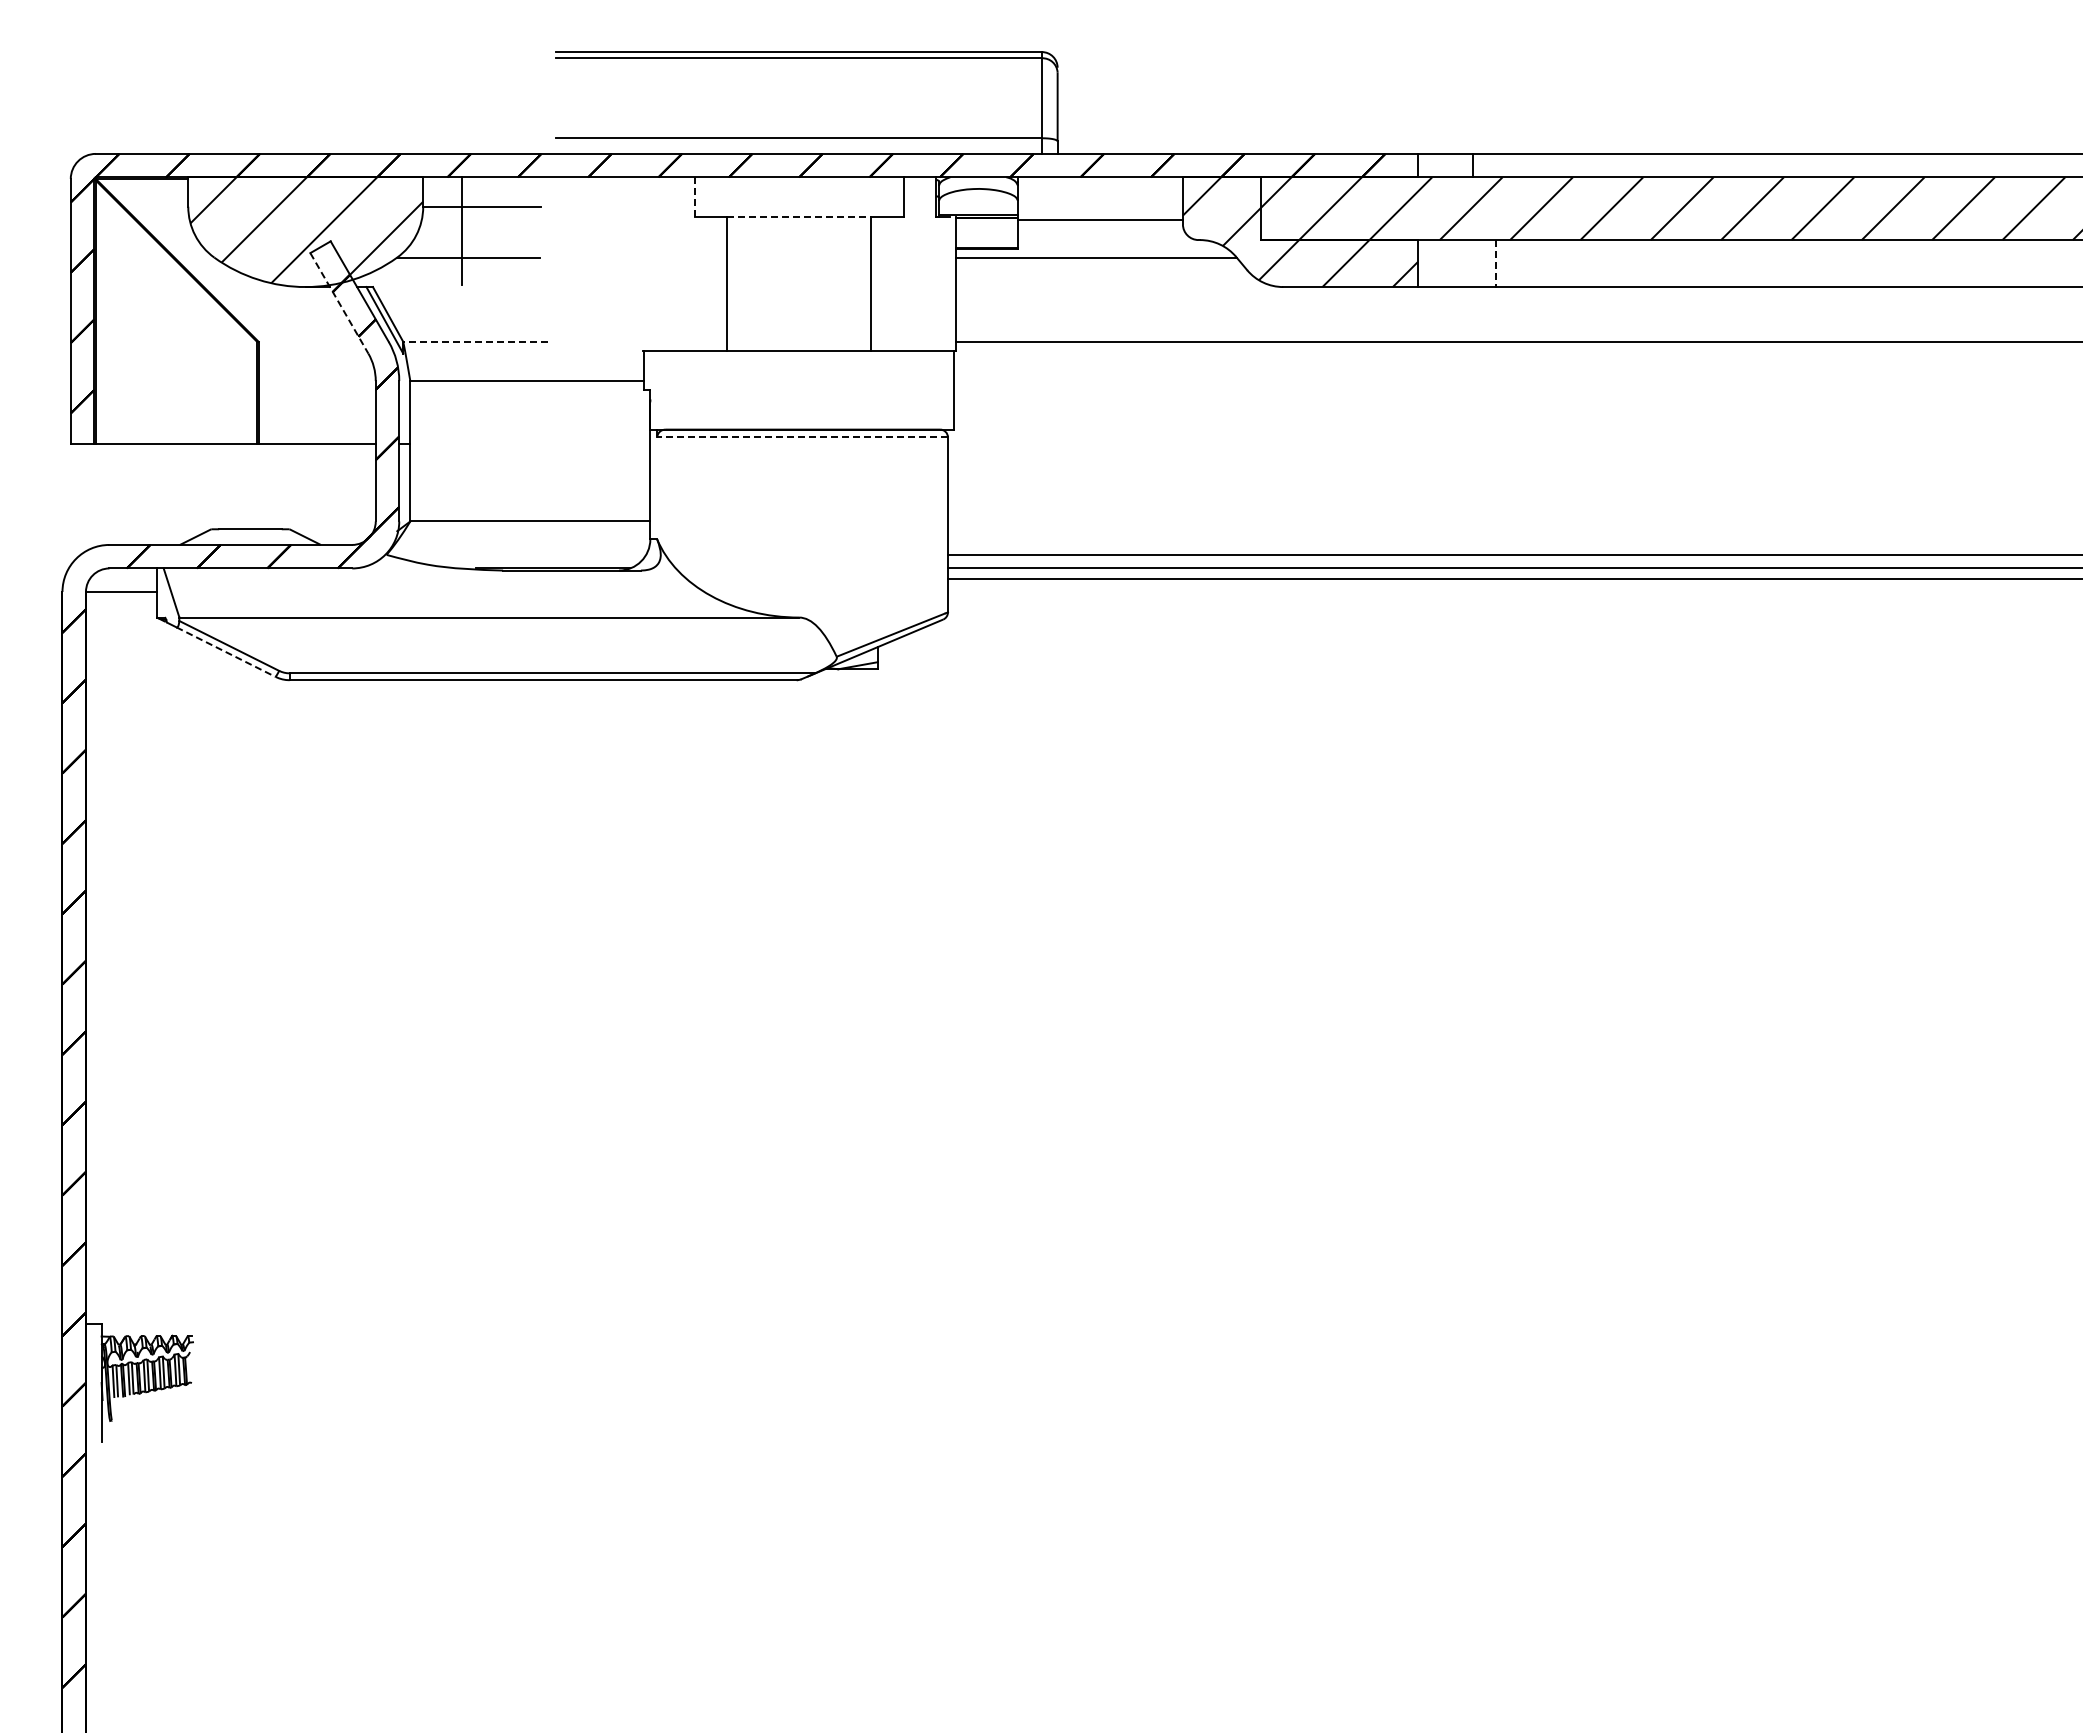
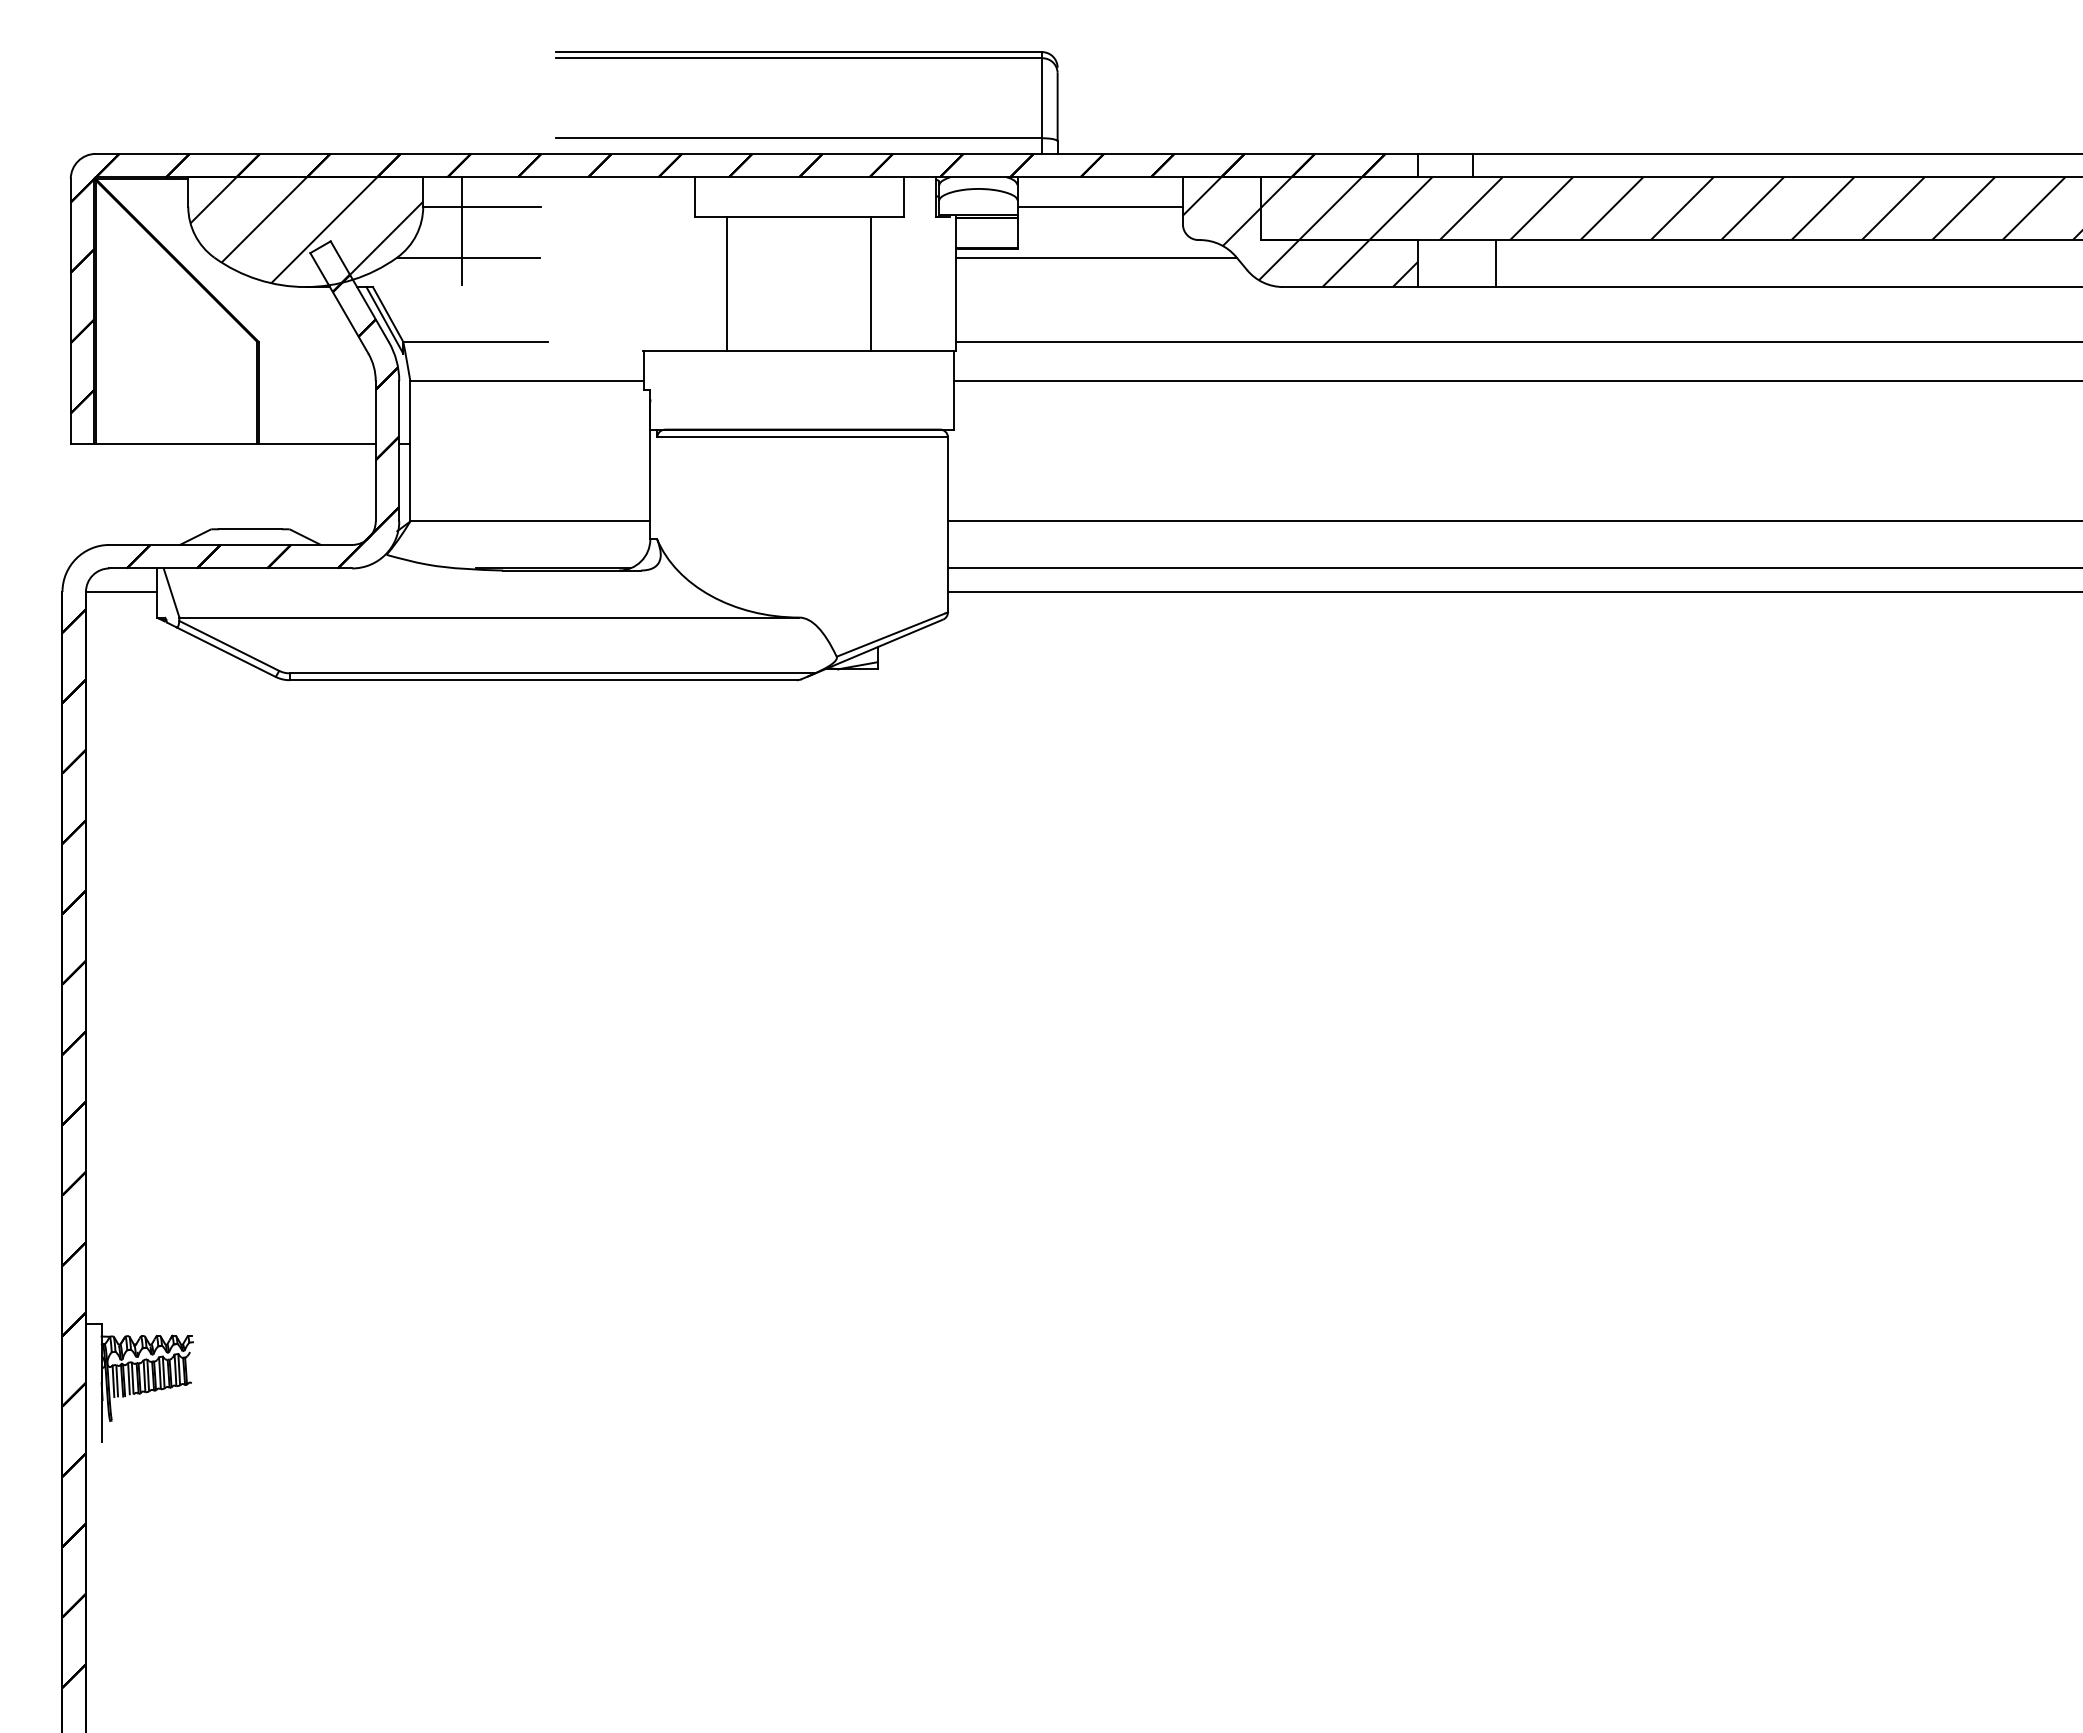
line: dashed -> solid (694, 196)
line: dashed -> solid (799, 216)
line position: (1099, 219) -> (1099, 206) (1099, 206)
line: dashed -> solid (1496, 264)
line: dashed -> solid (339, 303)
line: dashed -> solid (475, 341)
line: none -> present (1516, 381)
line: dashed -> solid (802, 437)
line position: (1513, 555) -> (1513, 521) (1513, 521)
line position: (1513, 578) -> (1513, 591) (1513, 591)
line: dashed -> solid (226, 652)
